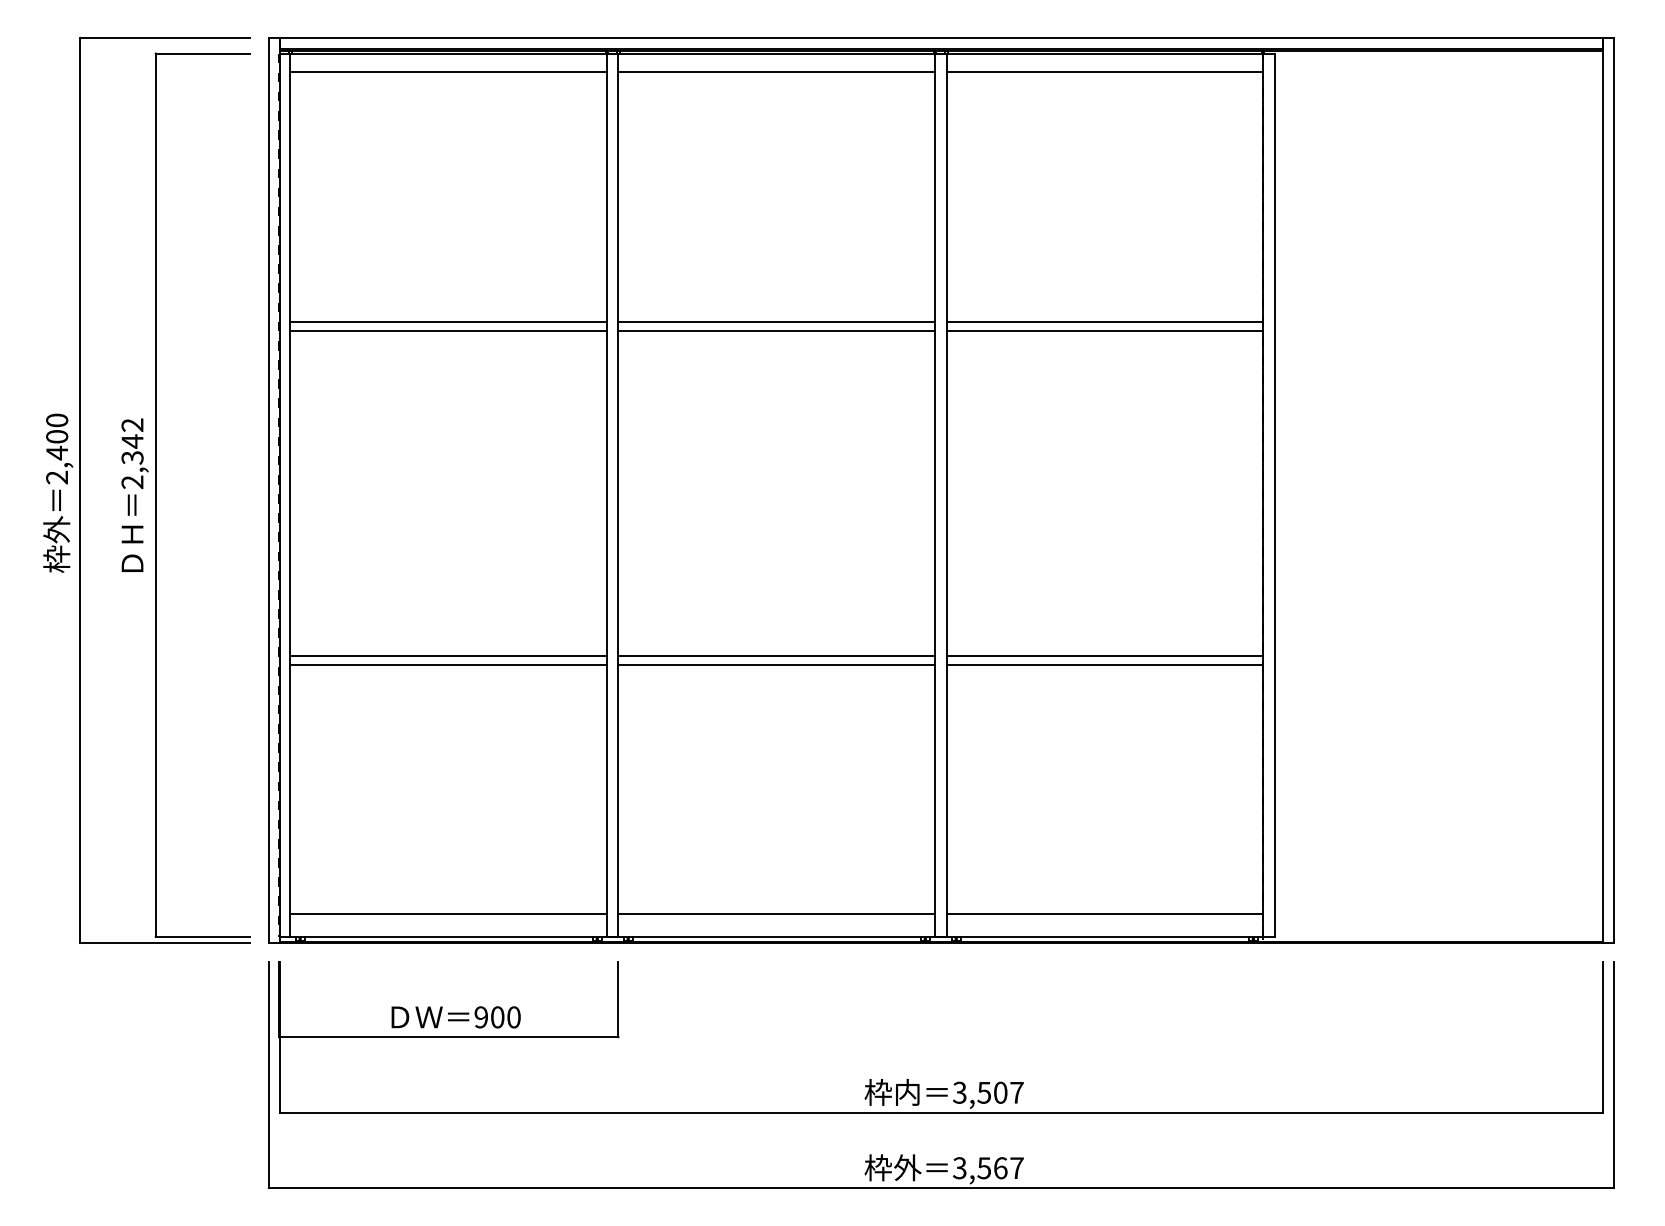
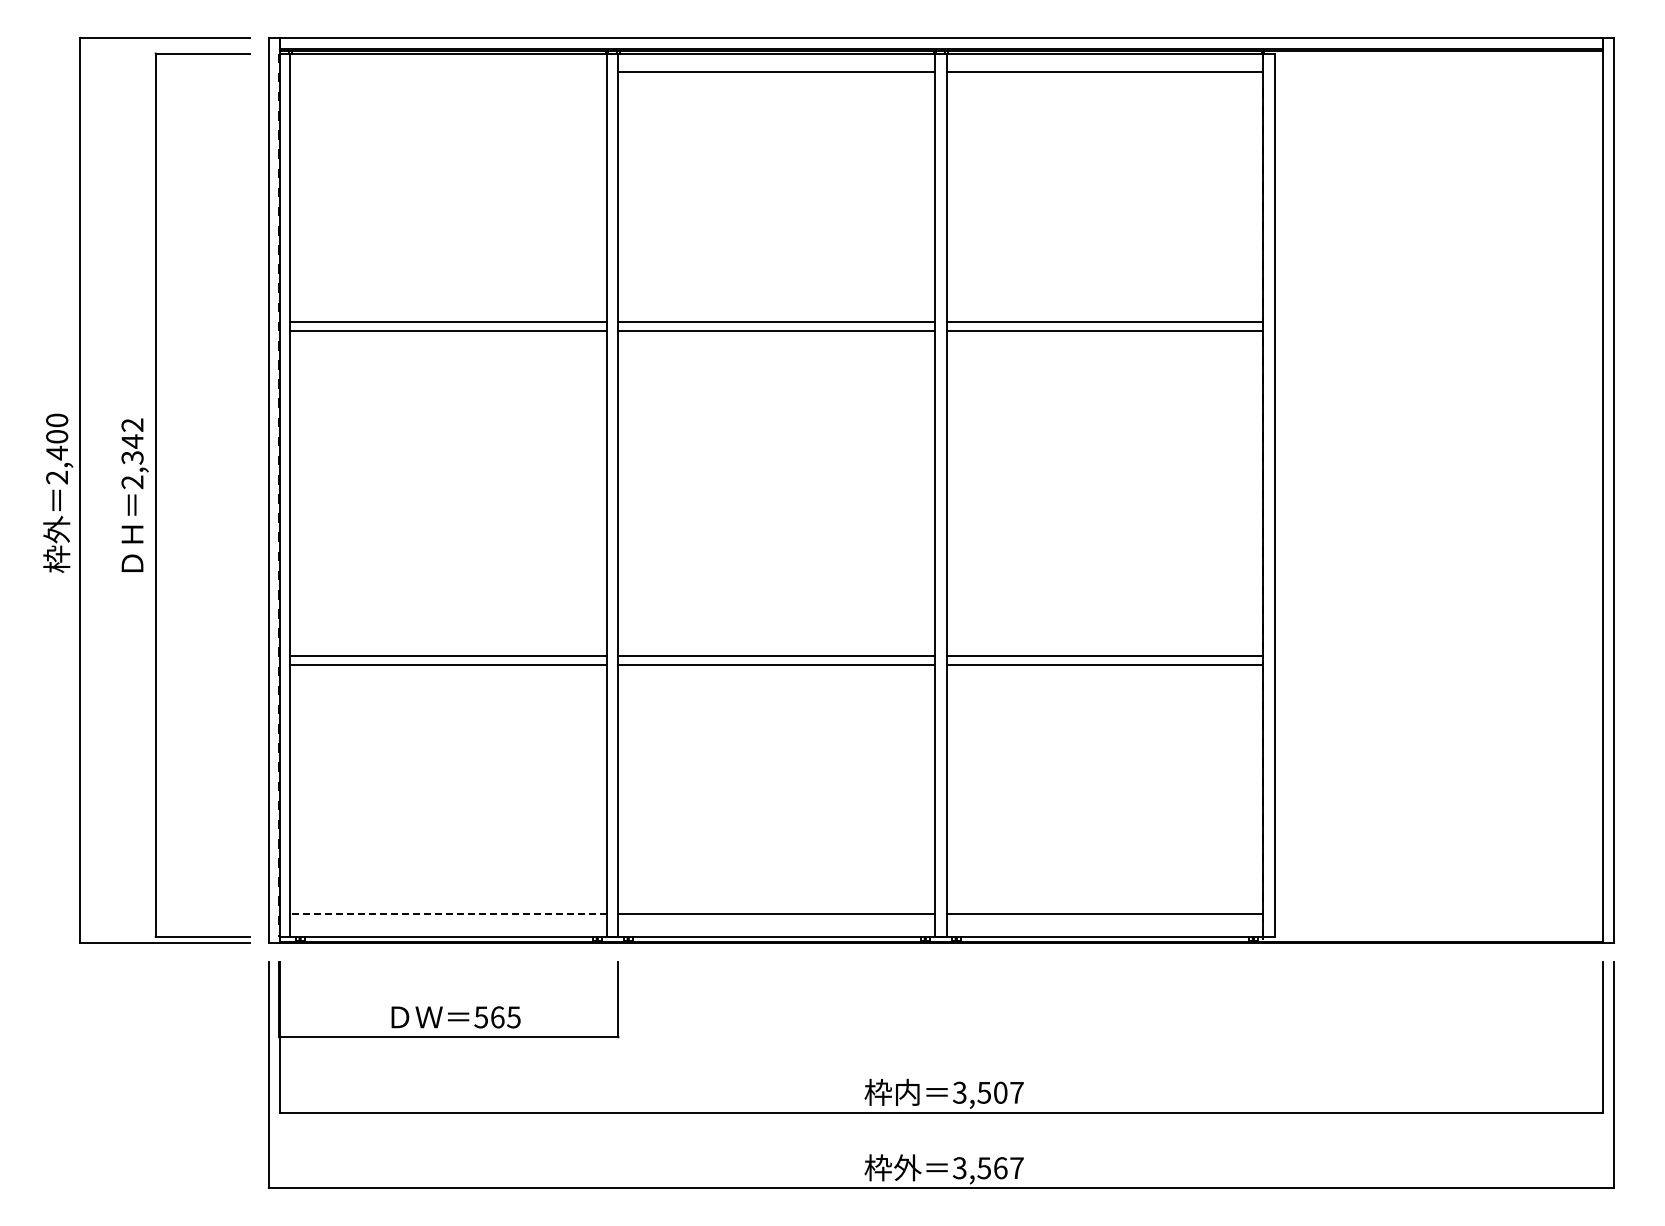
line: present -> none (448, 72)
line: solid -> dashed (448, 914)
text: 900 -> 565 (497, 1017)
